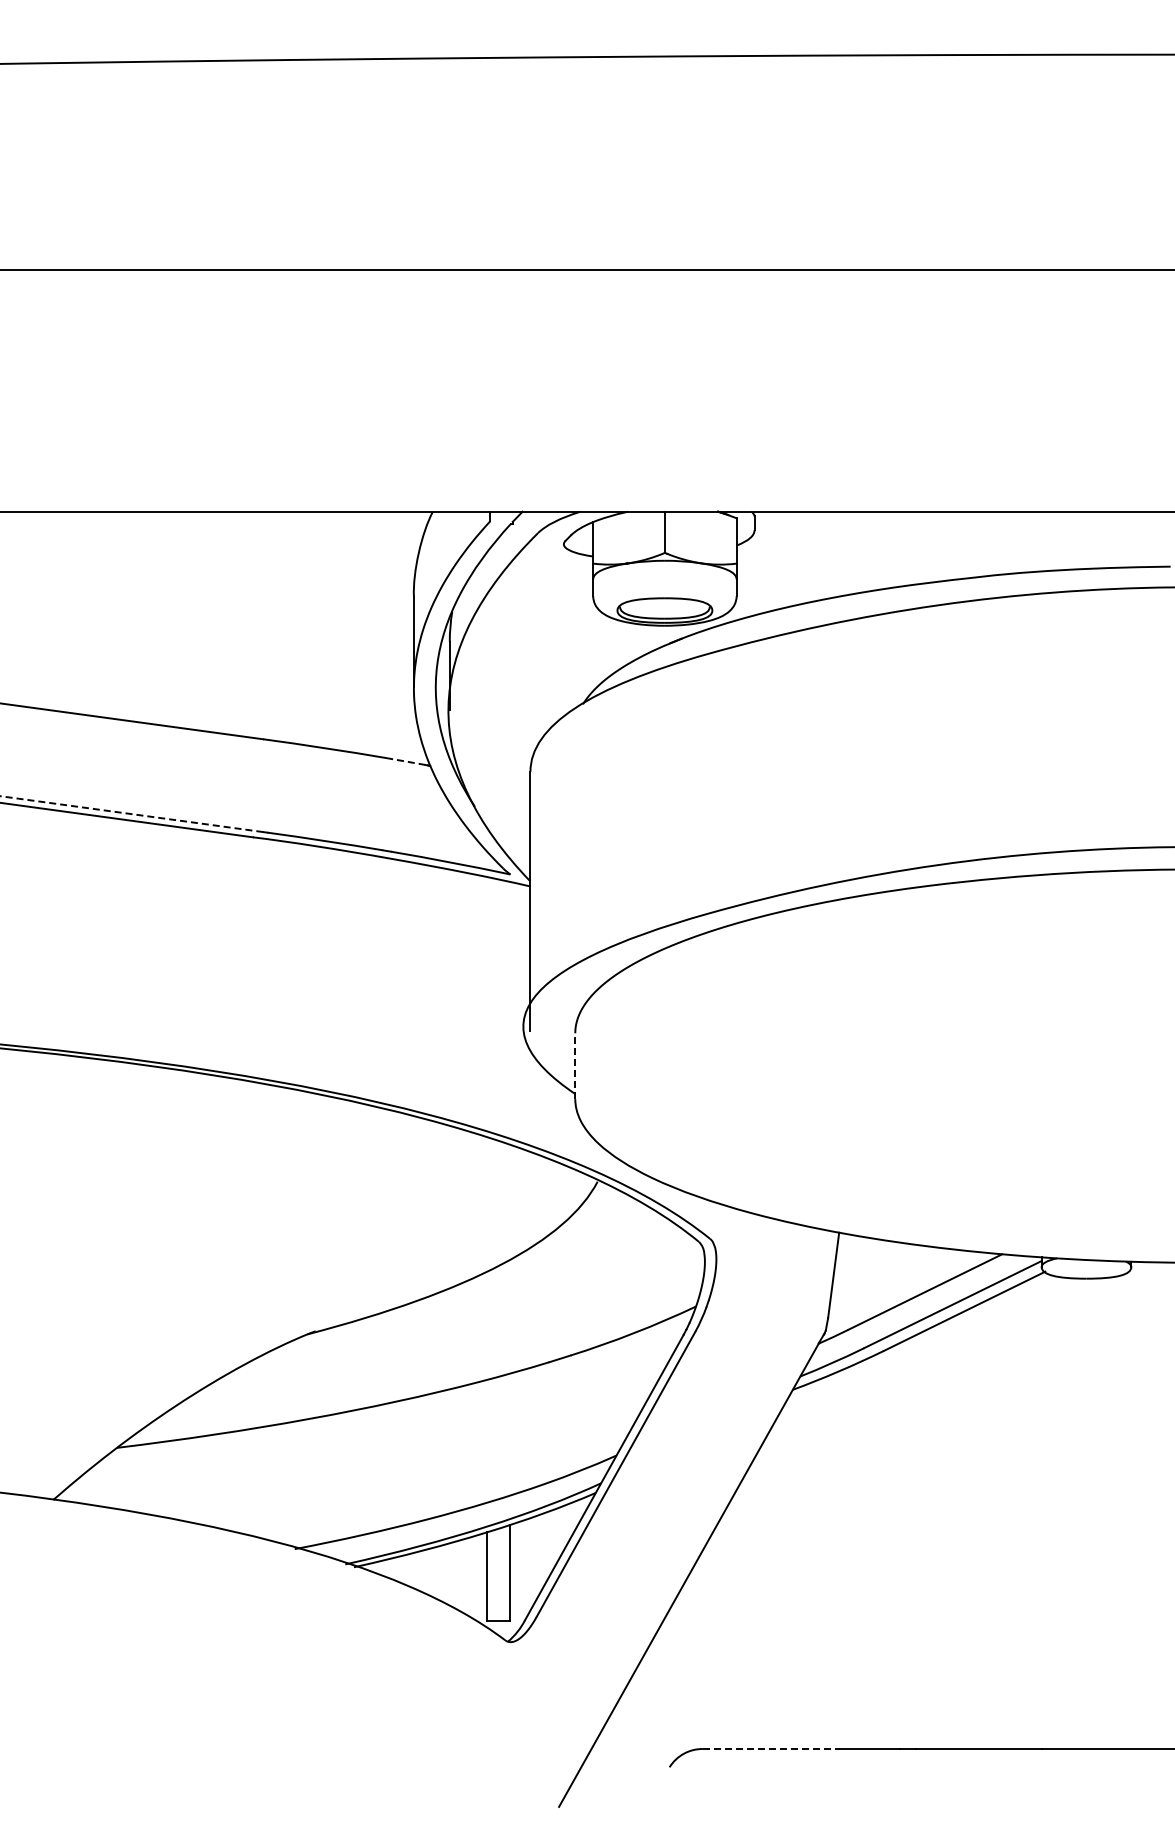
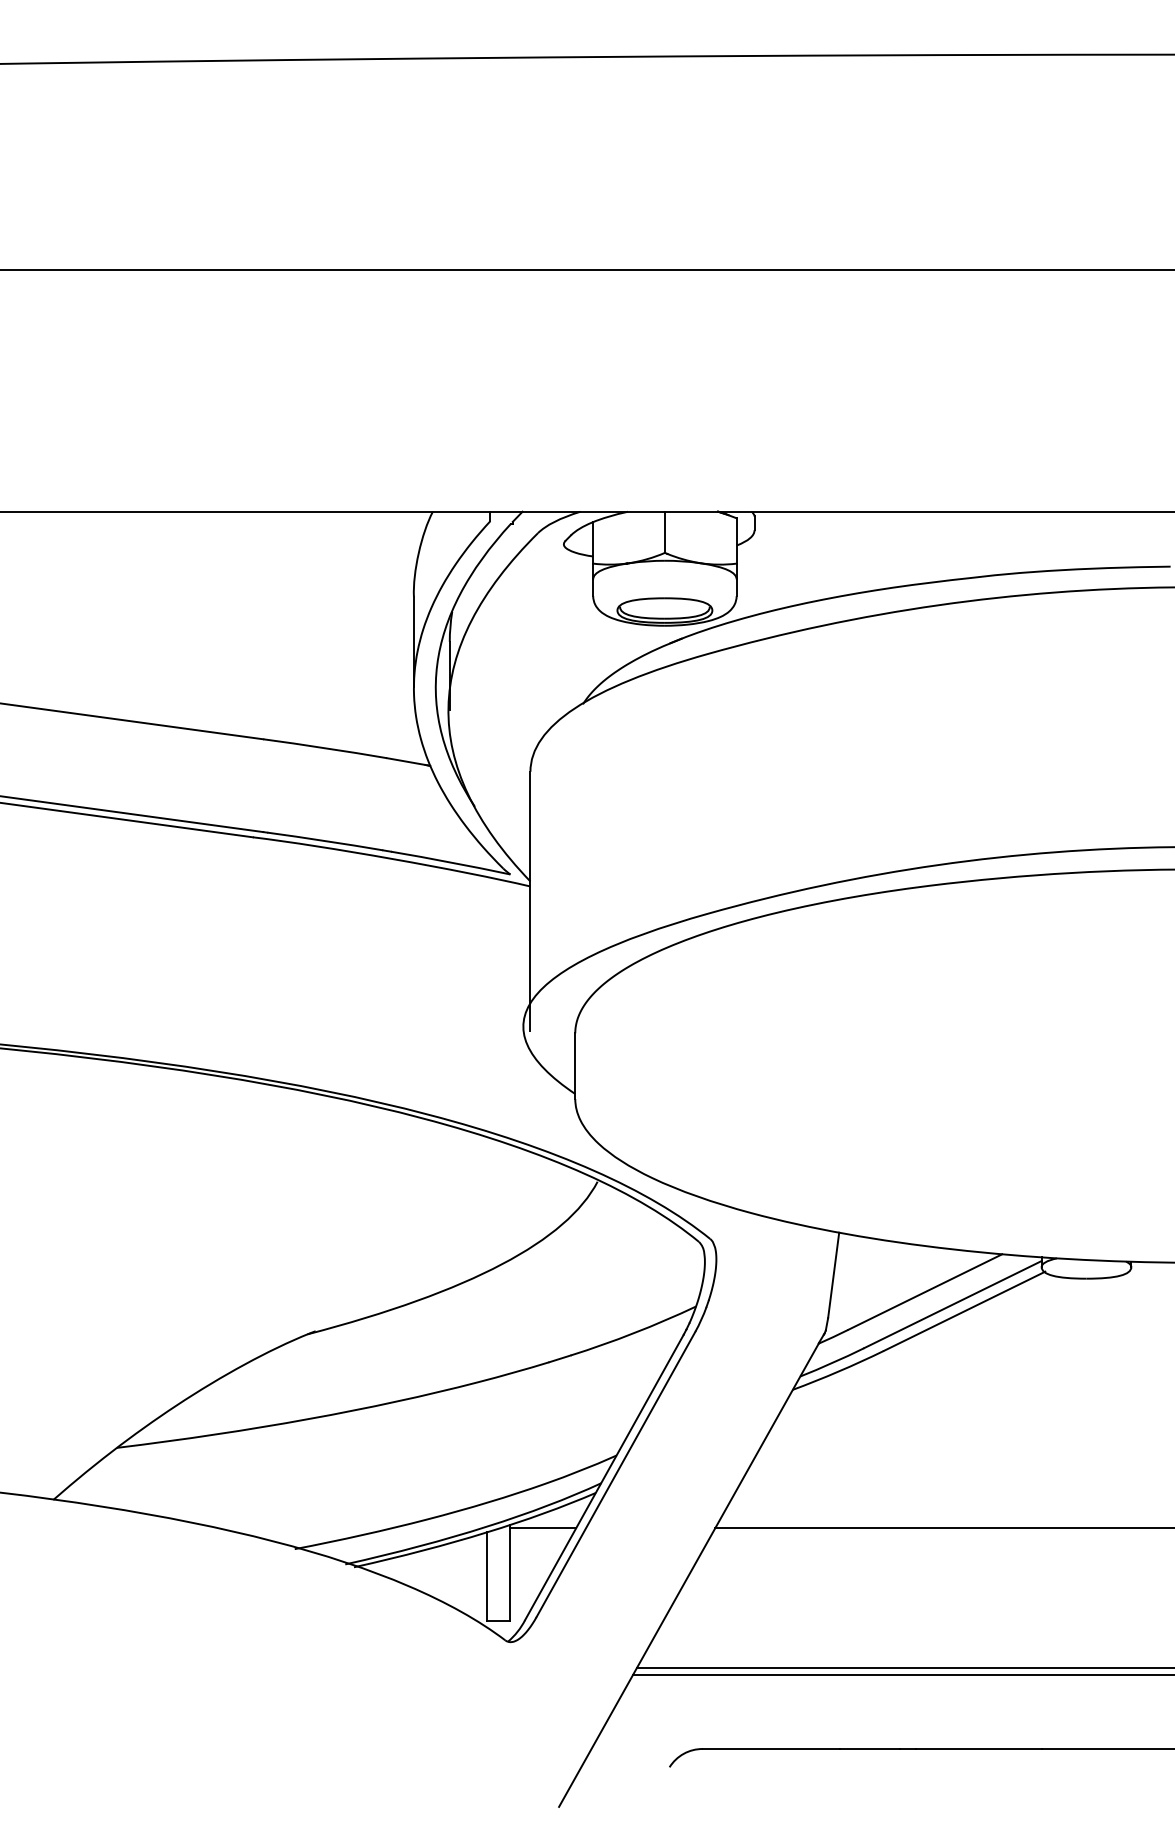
line: dashed -> solid (406, 761)
line: dashed -> solid (131, 814)
line: dashed -> solid (575, 1066)
line: none -> present (542, 1528)
line: none -> present (943, 1528)
line: none -> present (904, 1667)
line: none -> present (902, 1674)
line: dashed -> solid (771, 1748)
